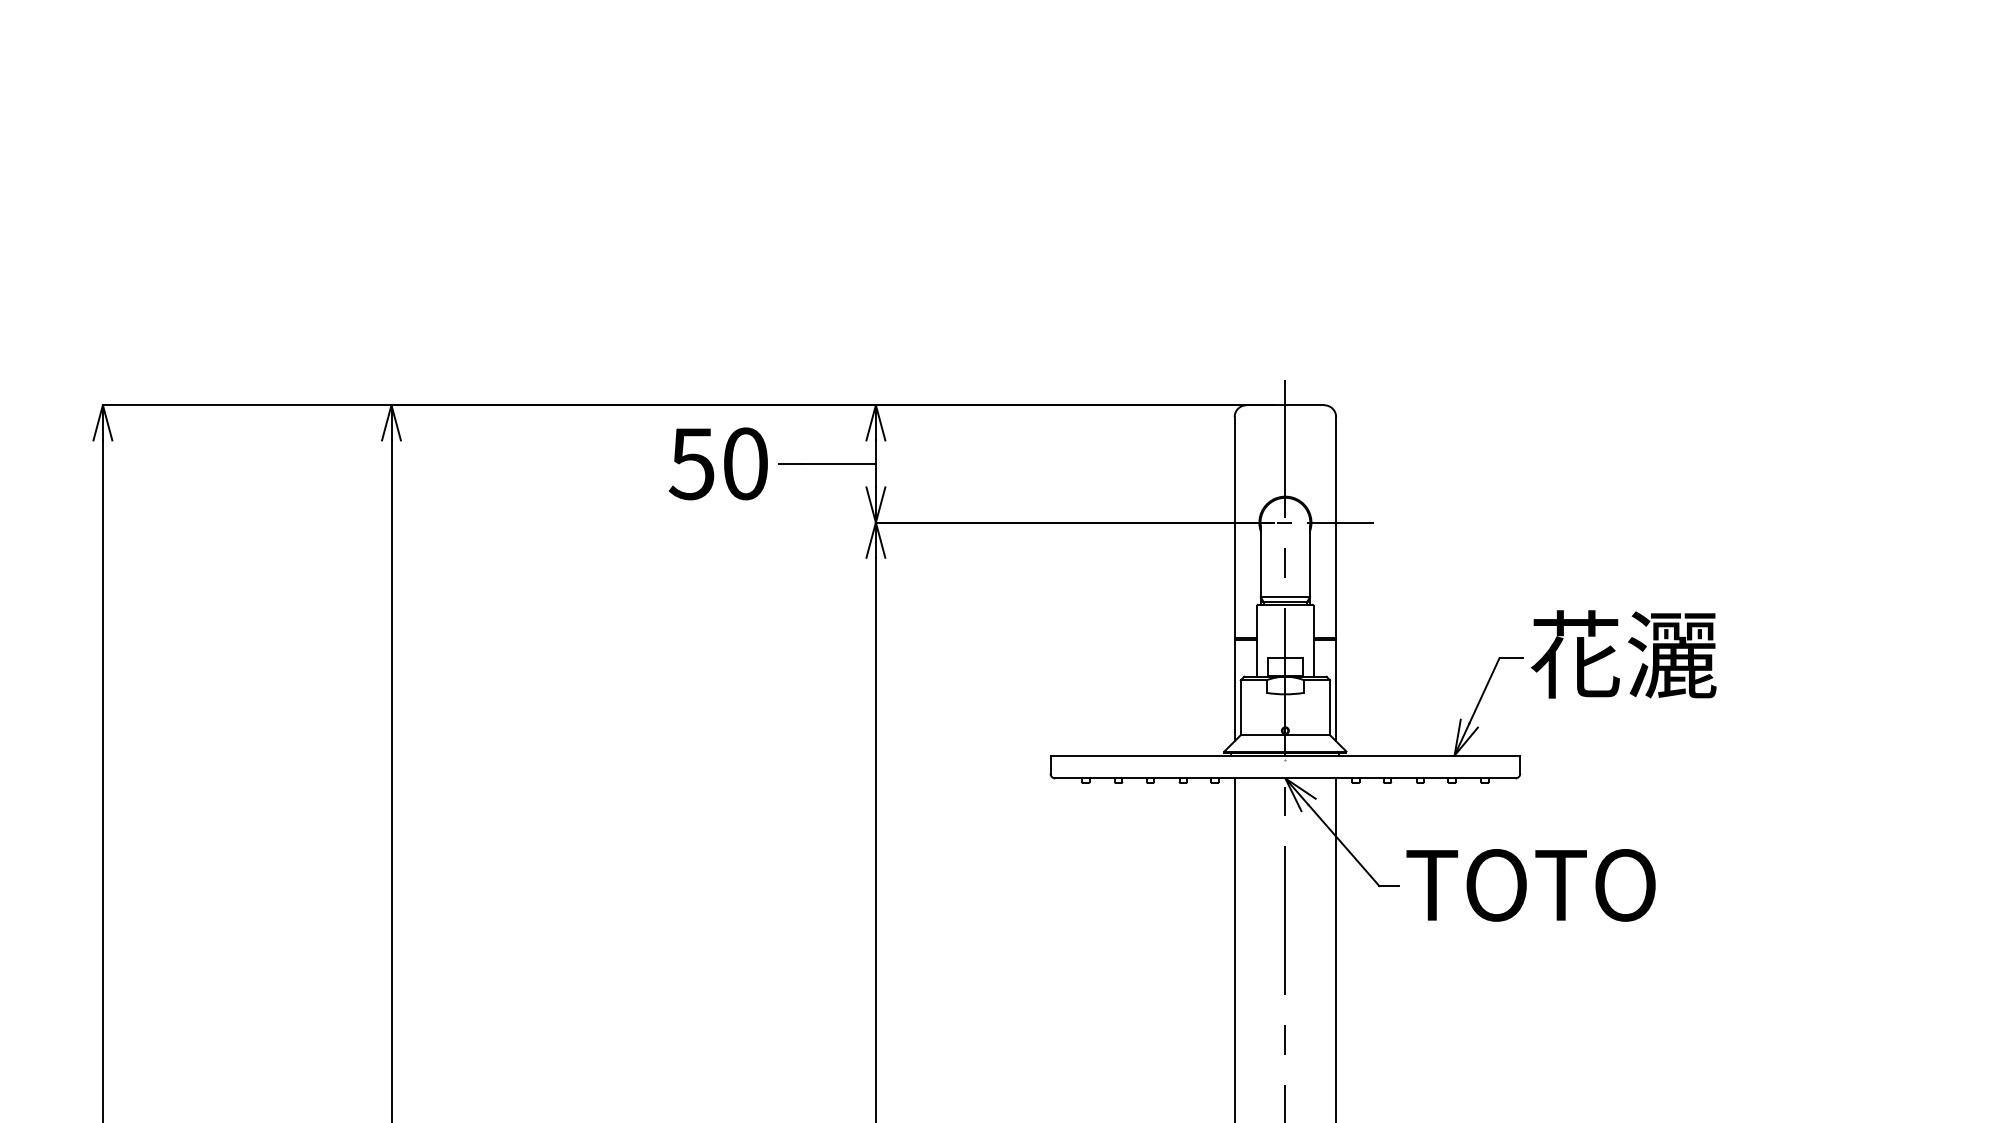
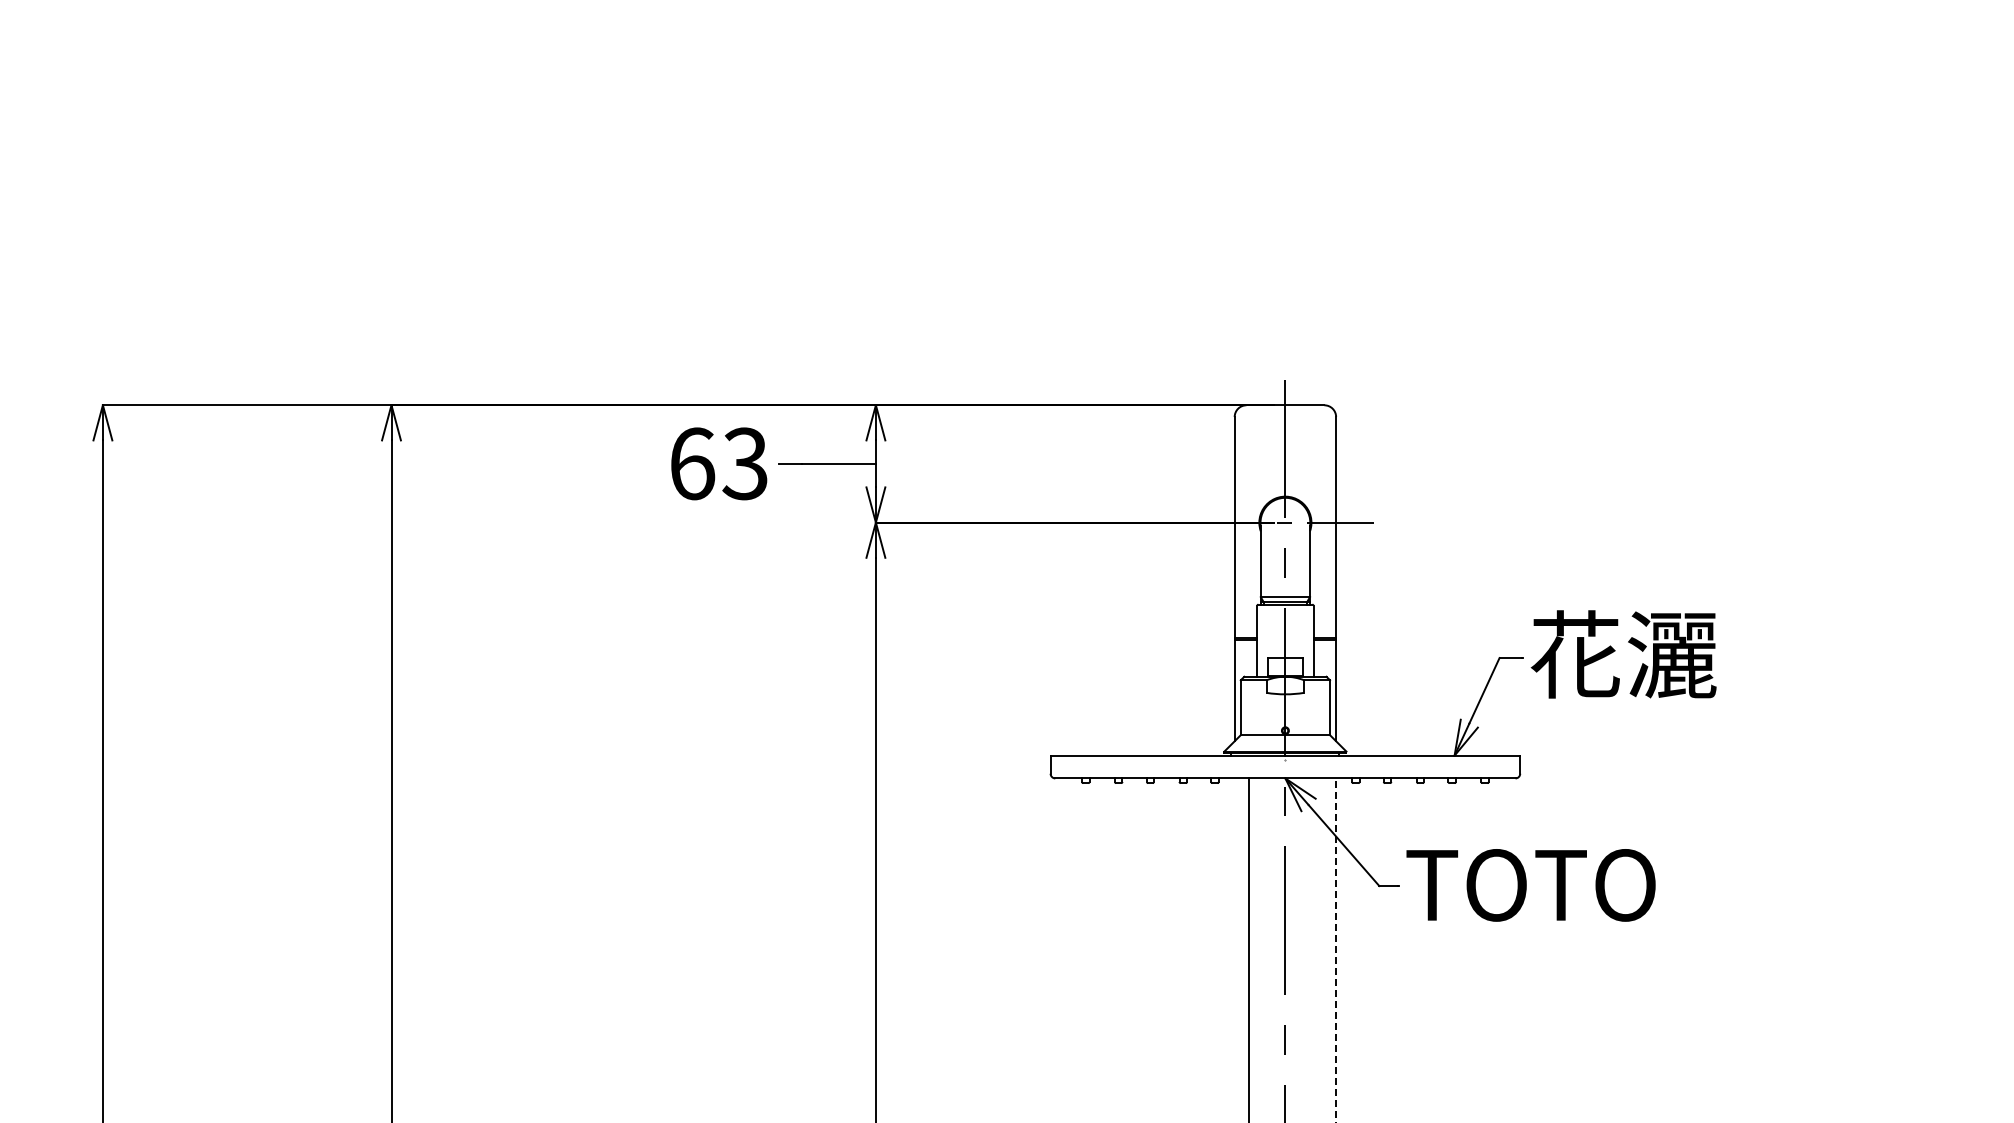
text: 50 -> 63 (717, 463)
line position: (1234, 948) -> (1248, 948) (1248, 948)
line: solid -> dashed (1336, 950)
